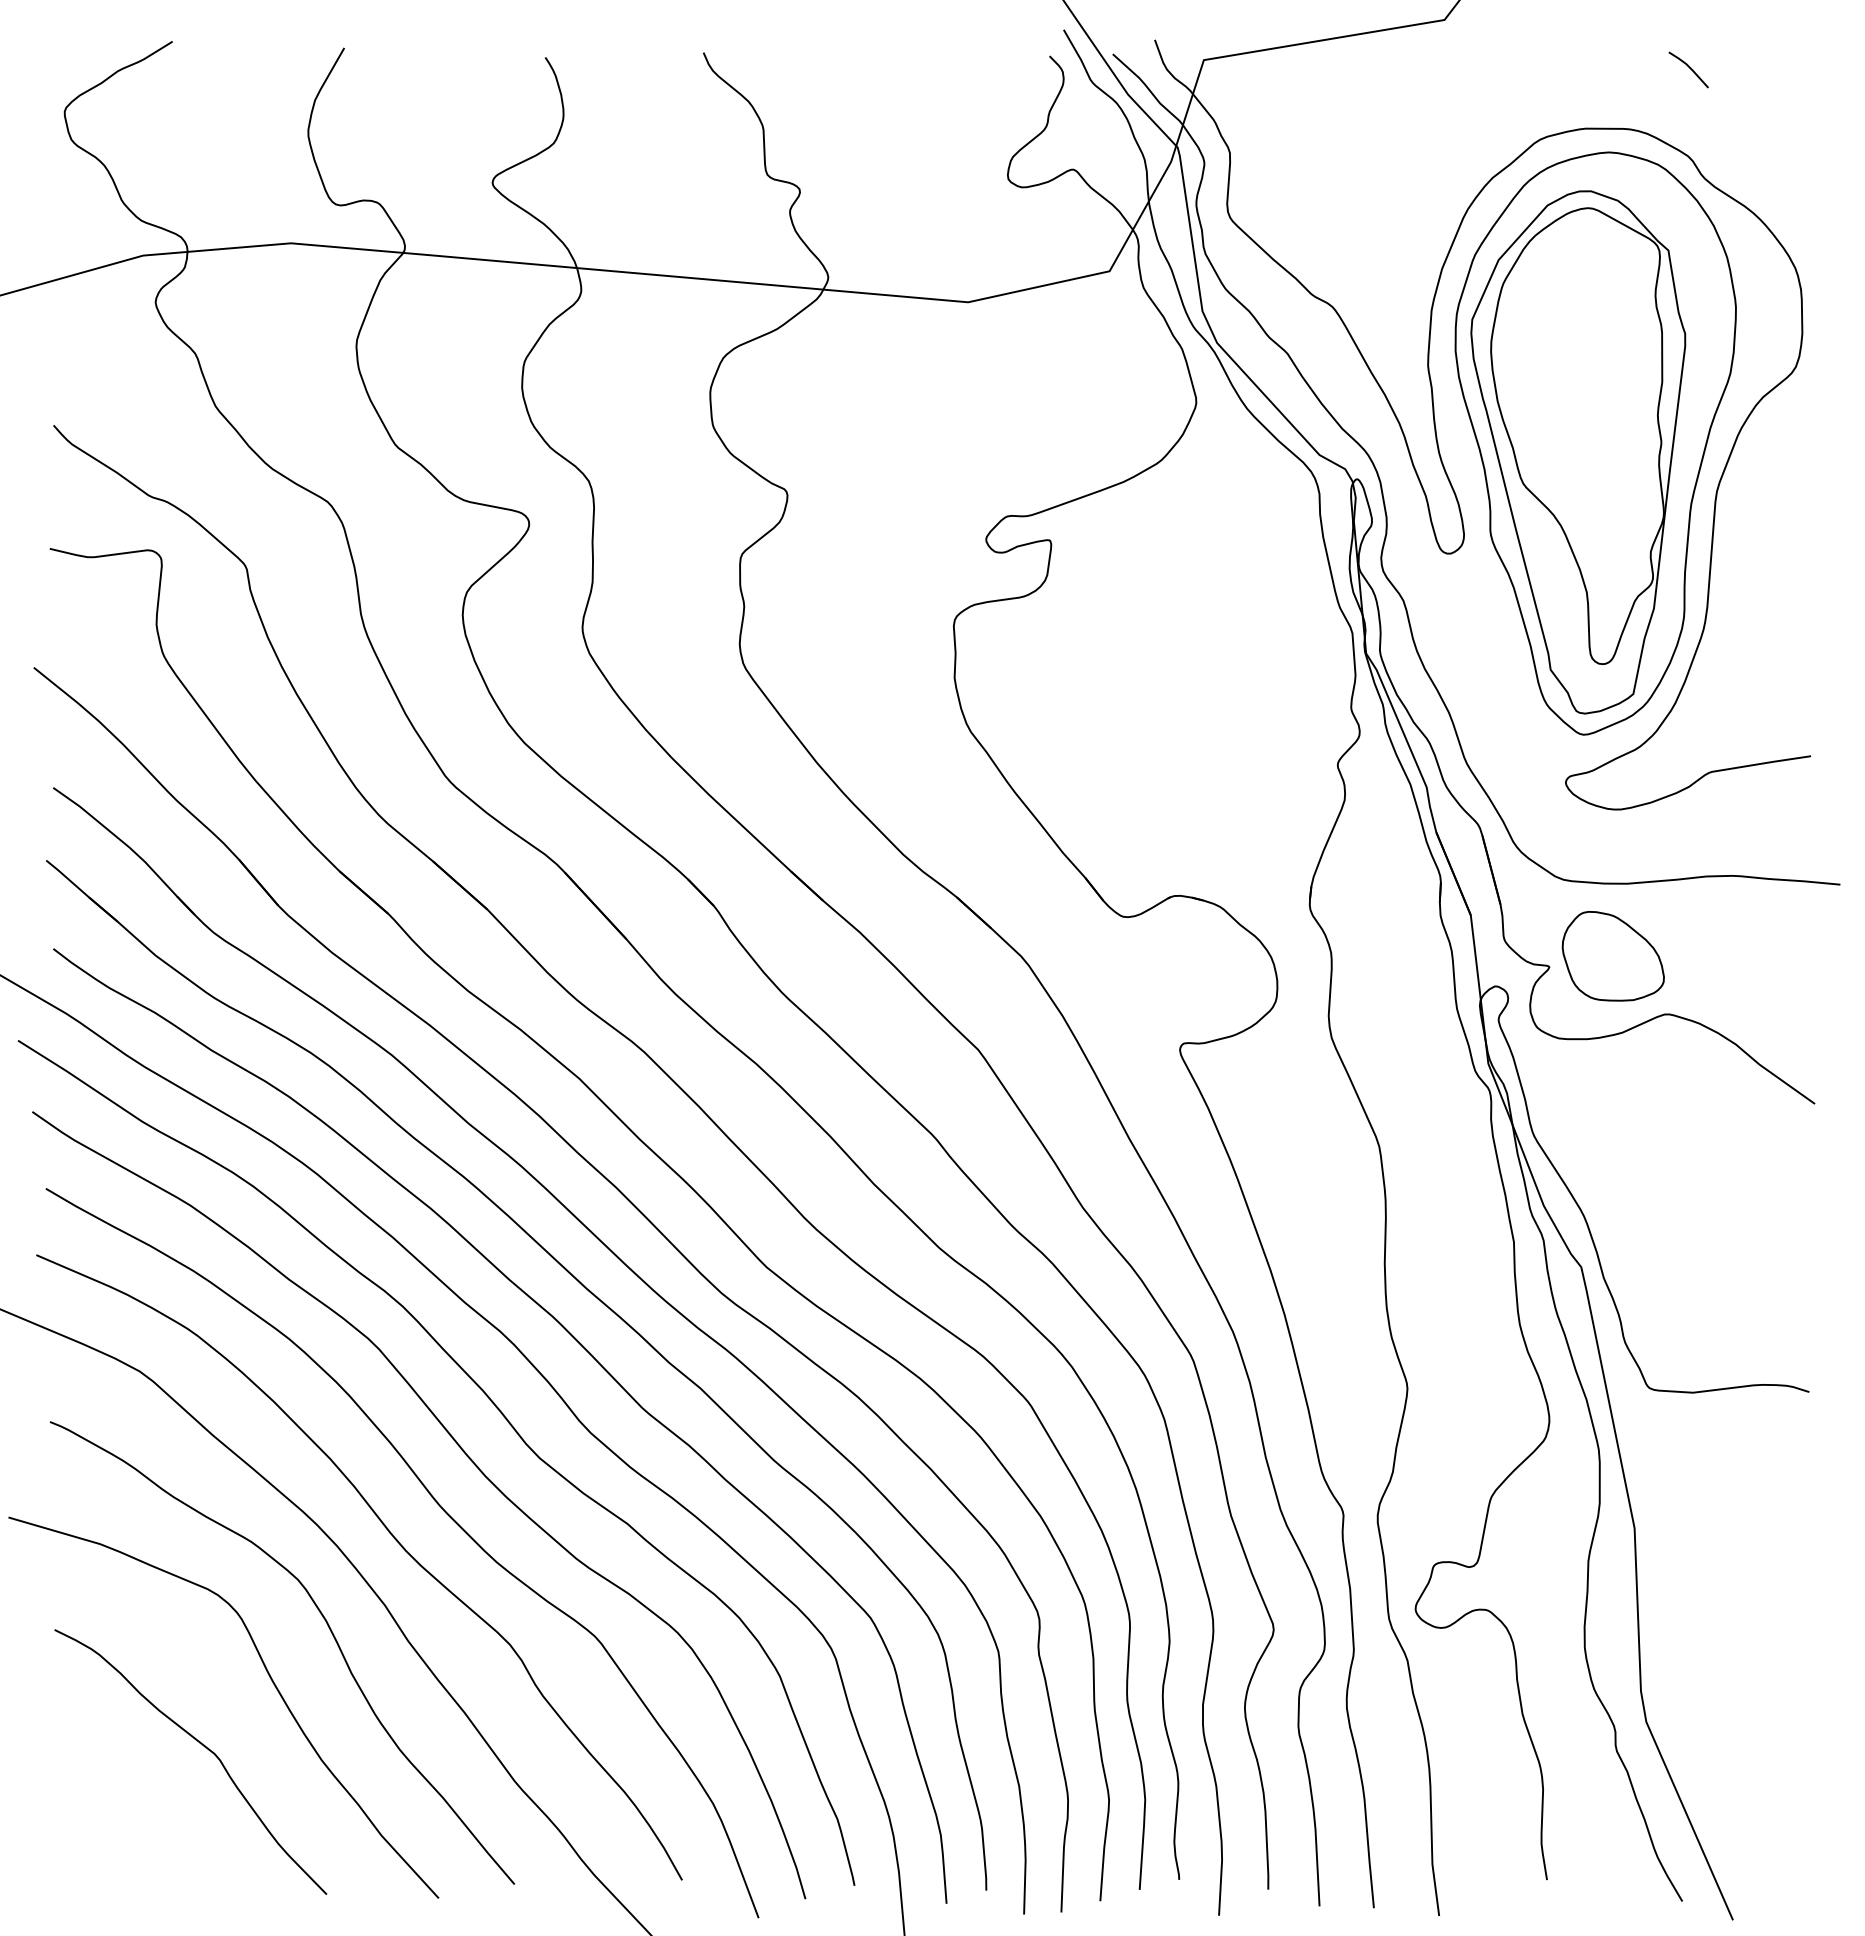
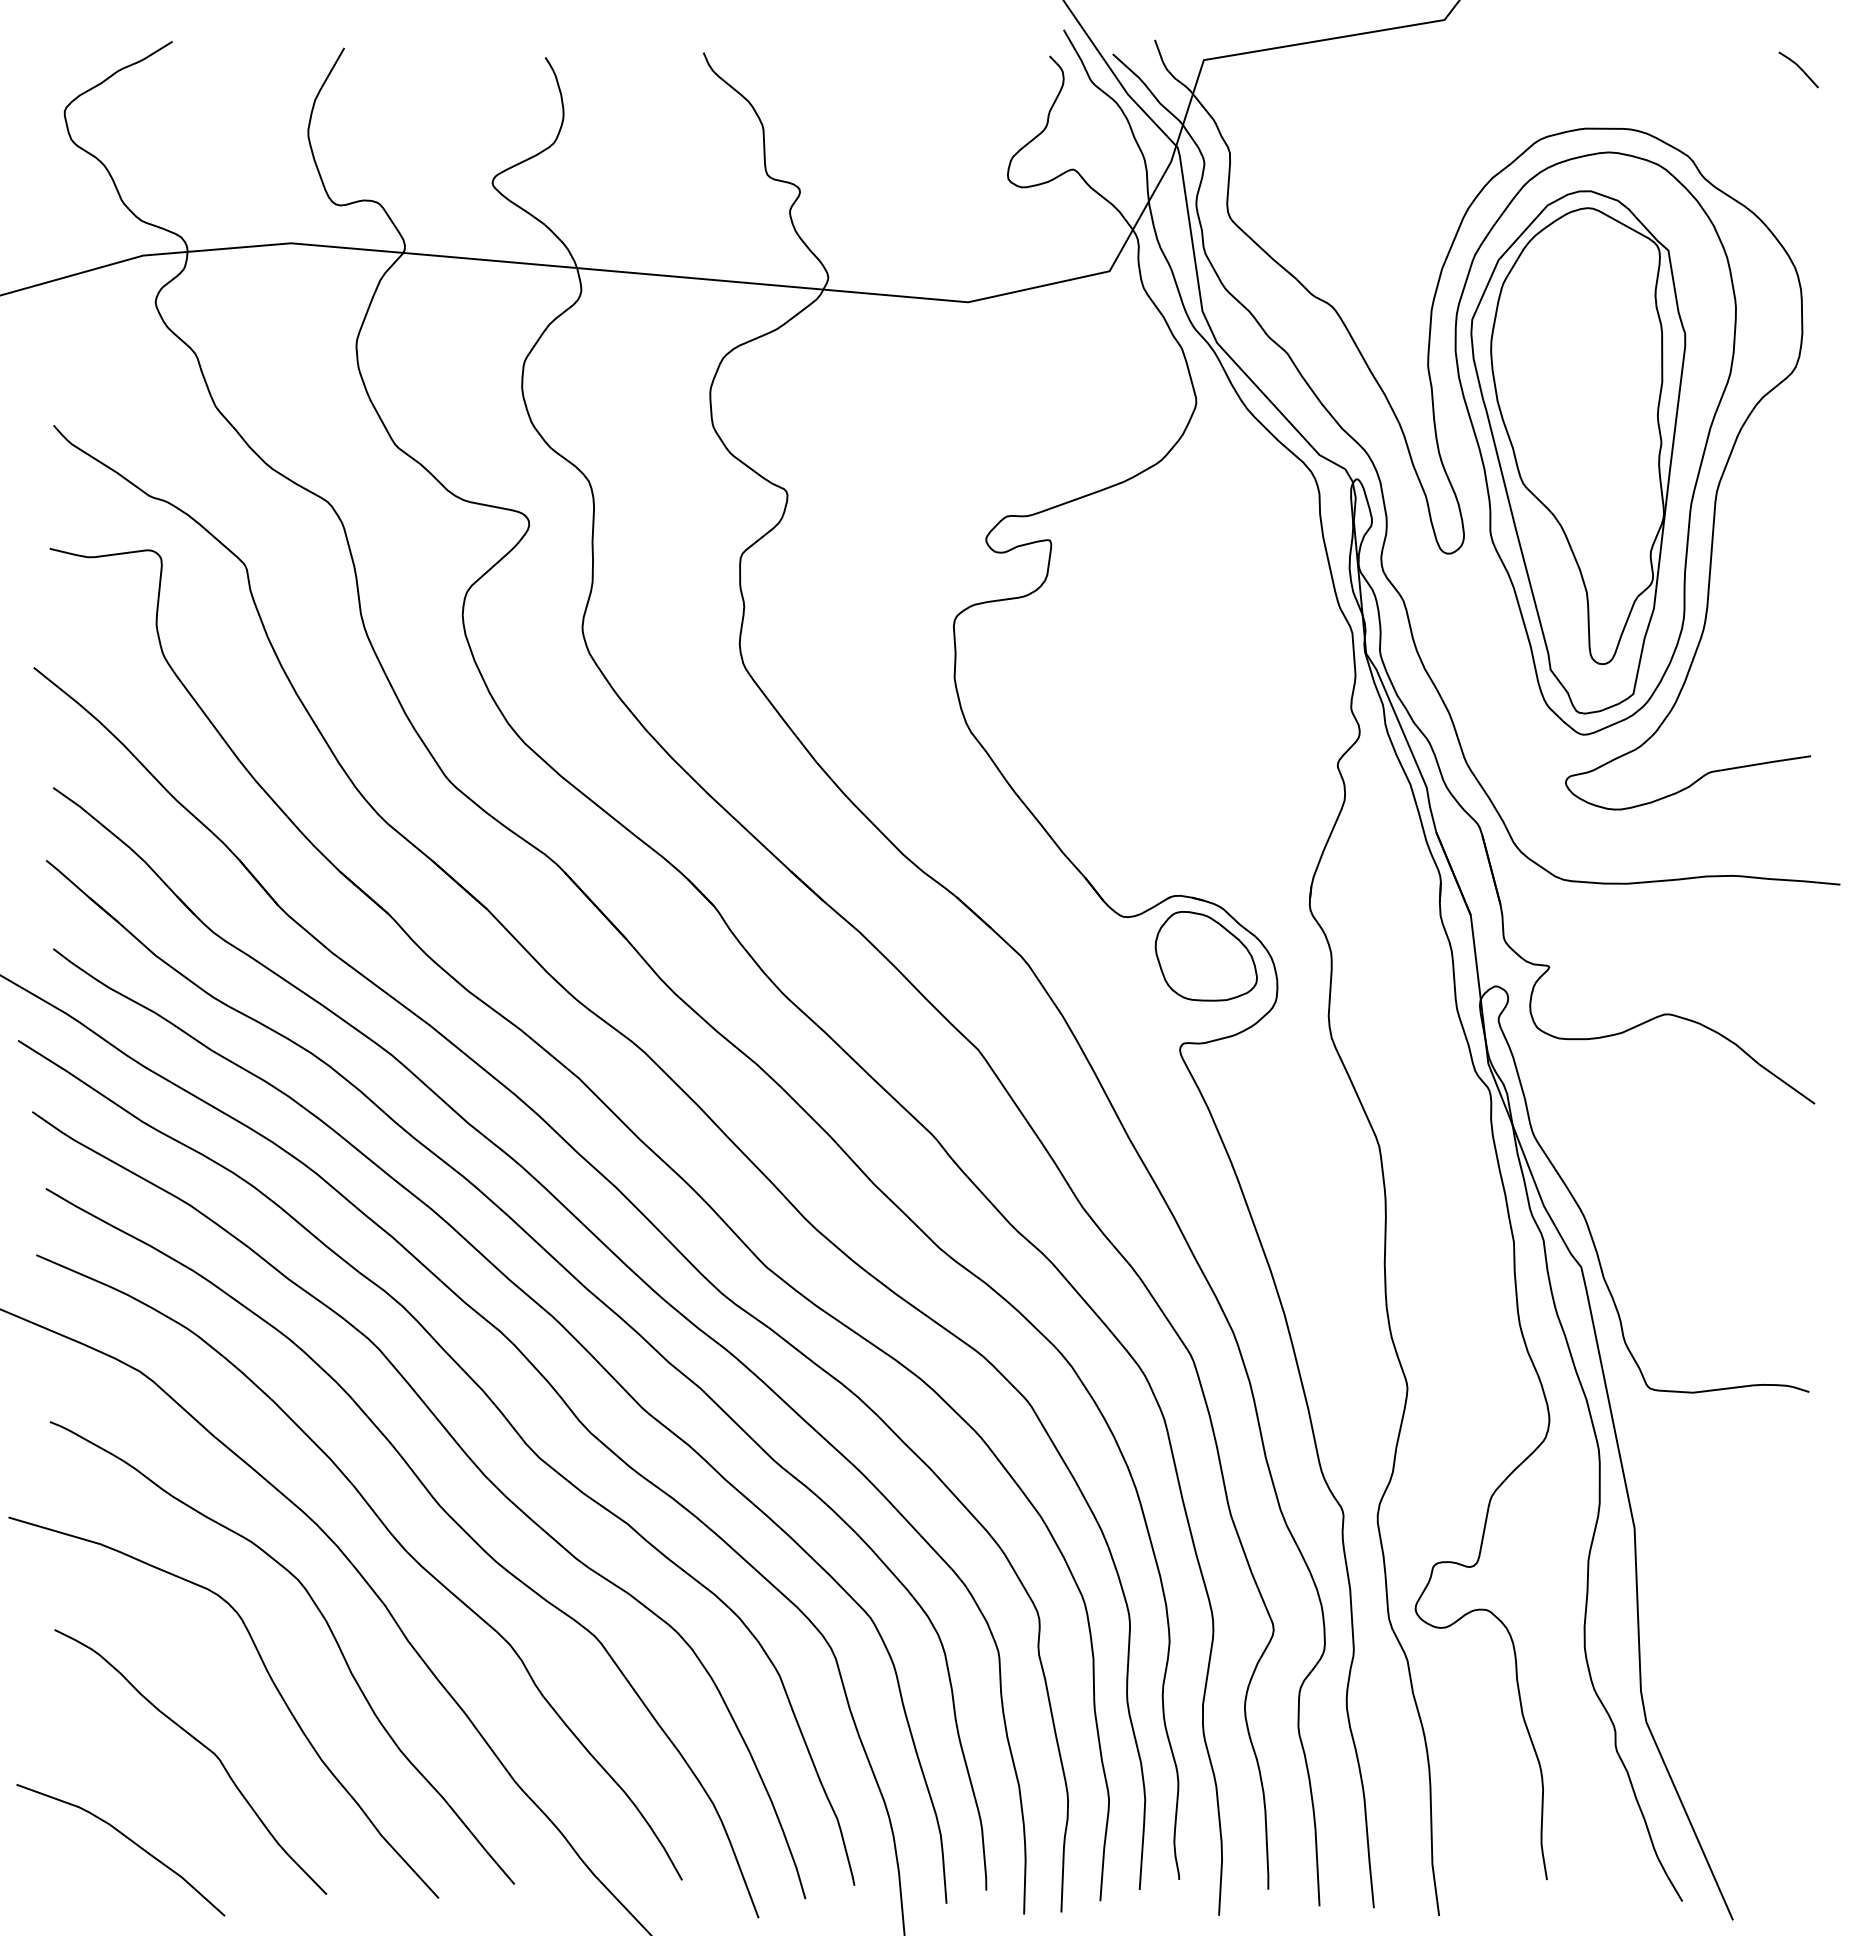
line position: (1689, 68) -> (1799, 68) (1799, 68)
part position: (1612, 956) -> (1205, 956) (1205, 956)
curve: none -> present (126, 1838)
